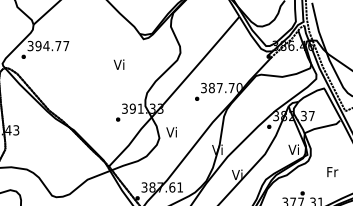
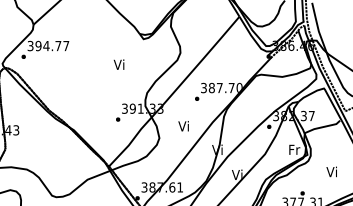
text position: (171, 132) -> (183, 126) (183, 126)
text: Vi -> Fr (294, 149)
text: Fr -> Vi (332, 171)
